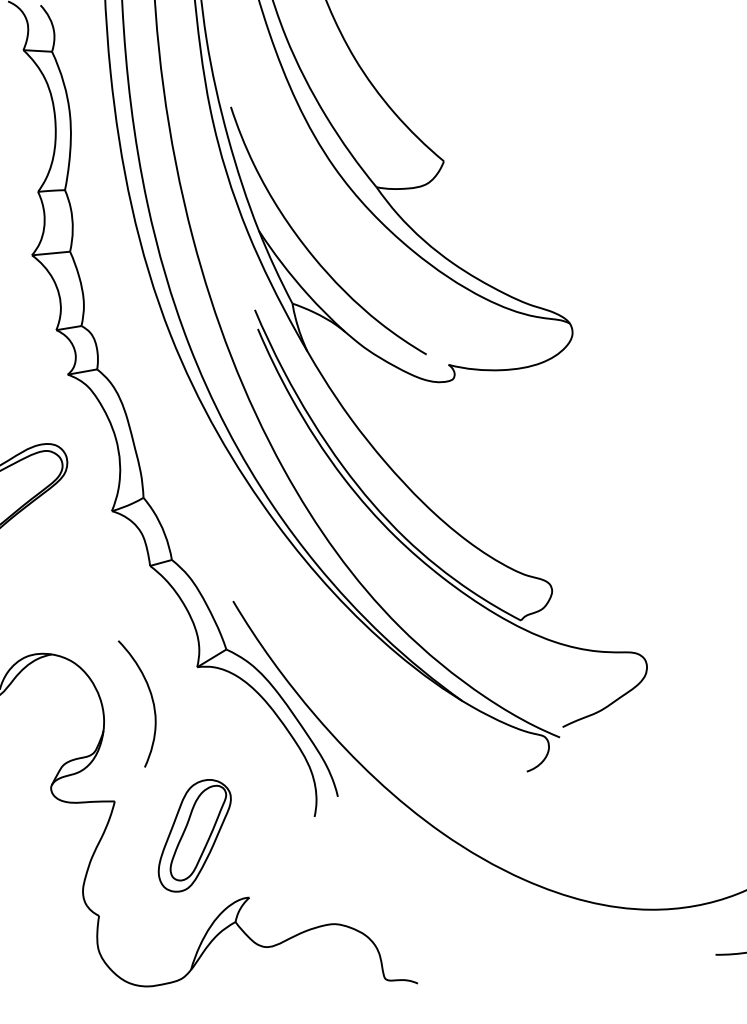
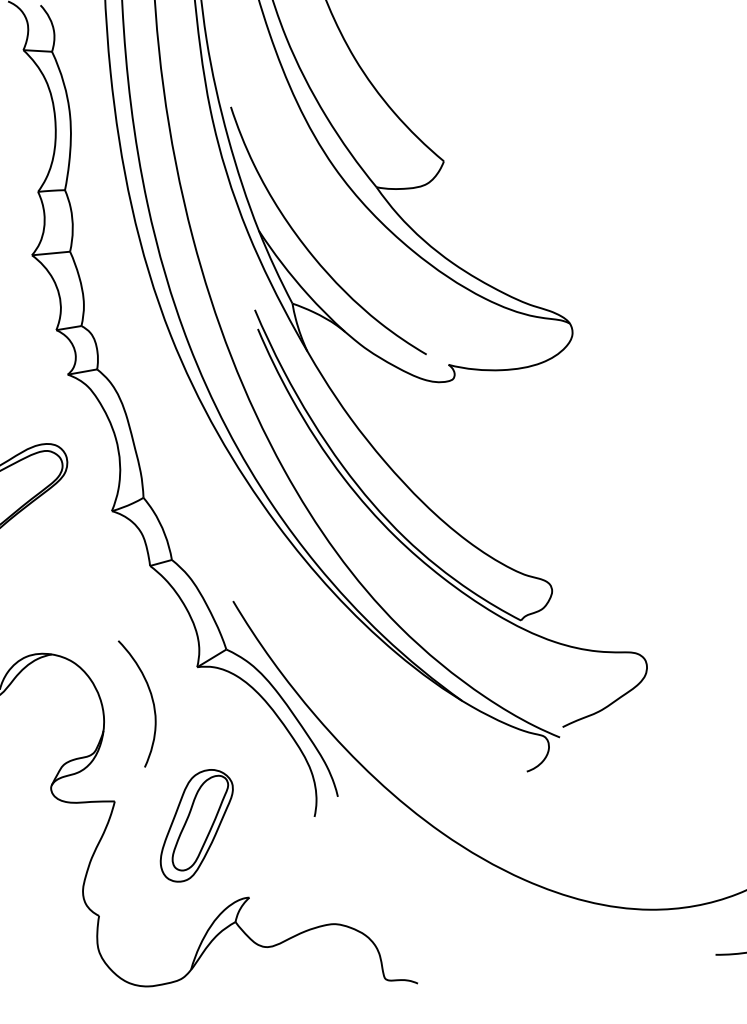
part position: (194, 835) -> (196, 825) (196, 825)
